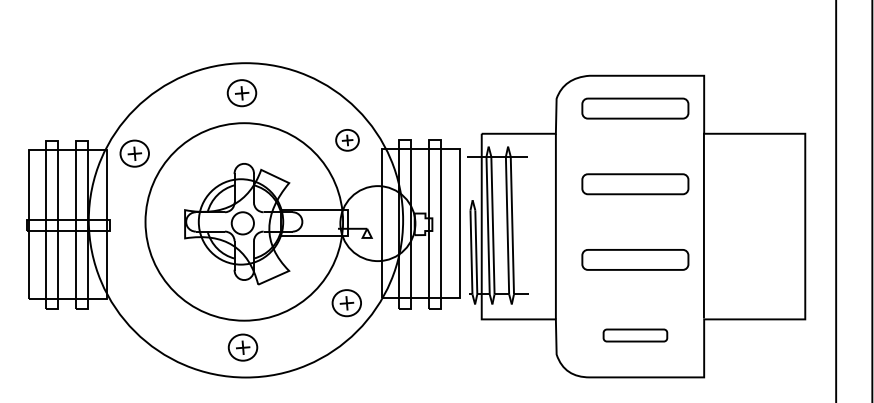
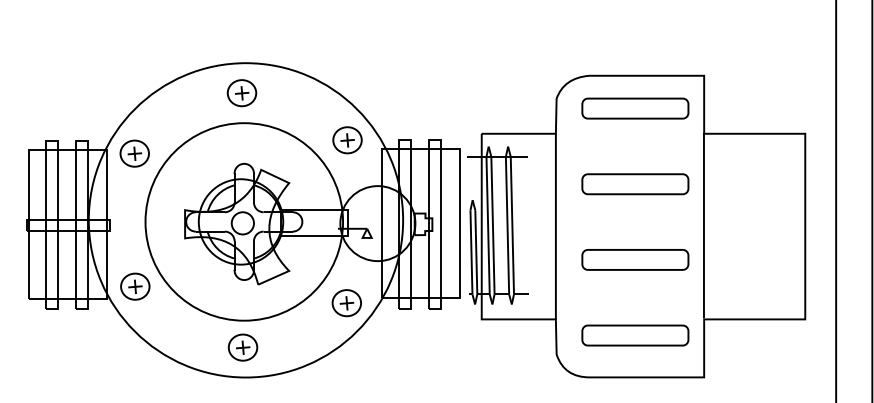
part size: 25x23 px -> 31x29 px (347, 140)
part: none -> present (135, 286)
part size: 67x15 px -> 109x23 px (635, 335)
